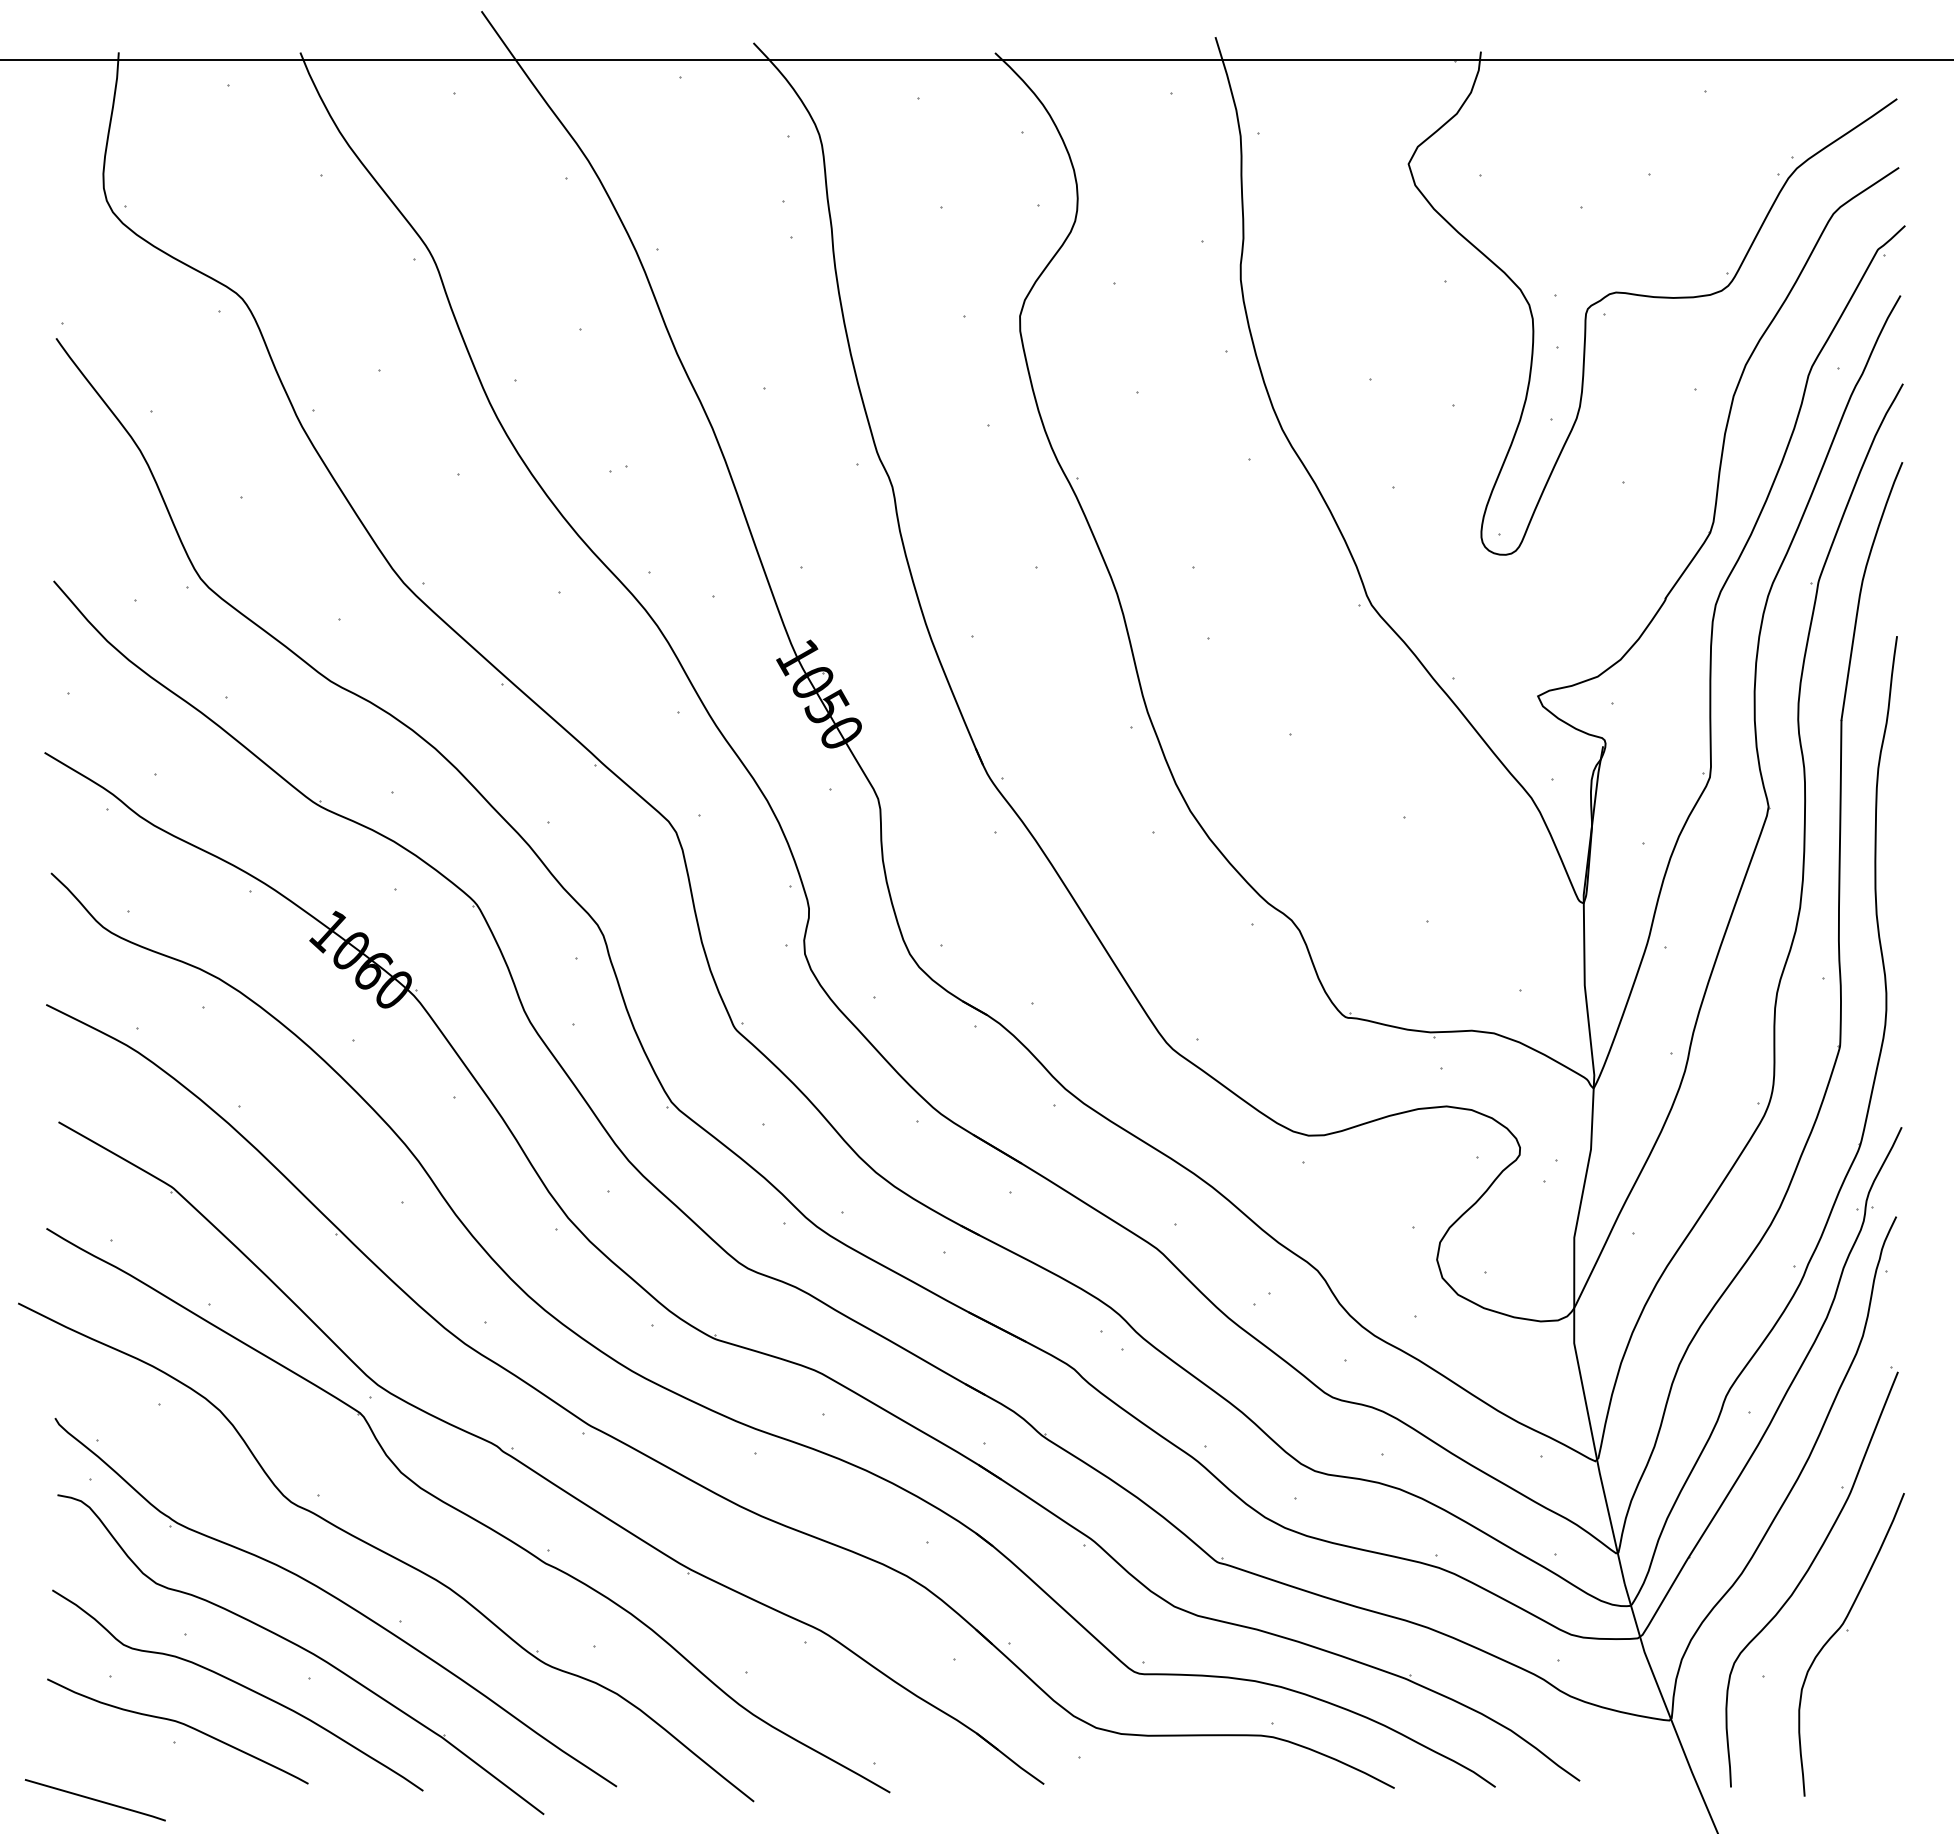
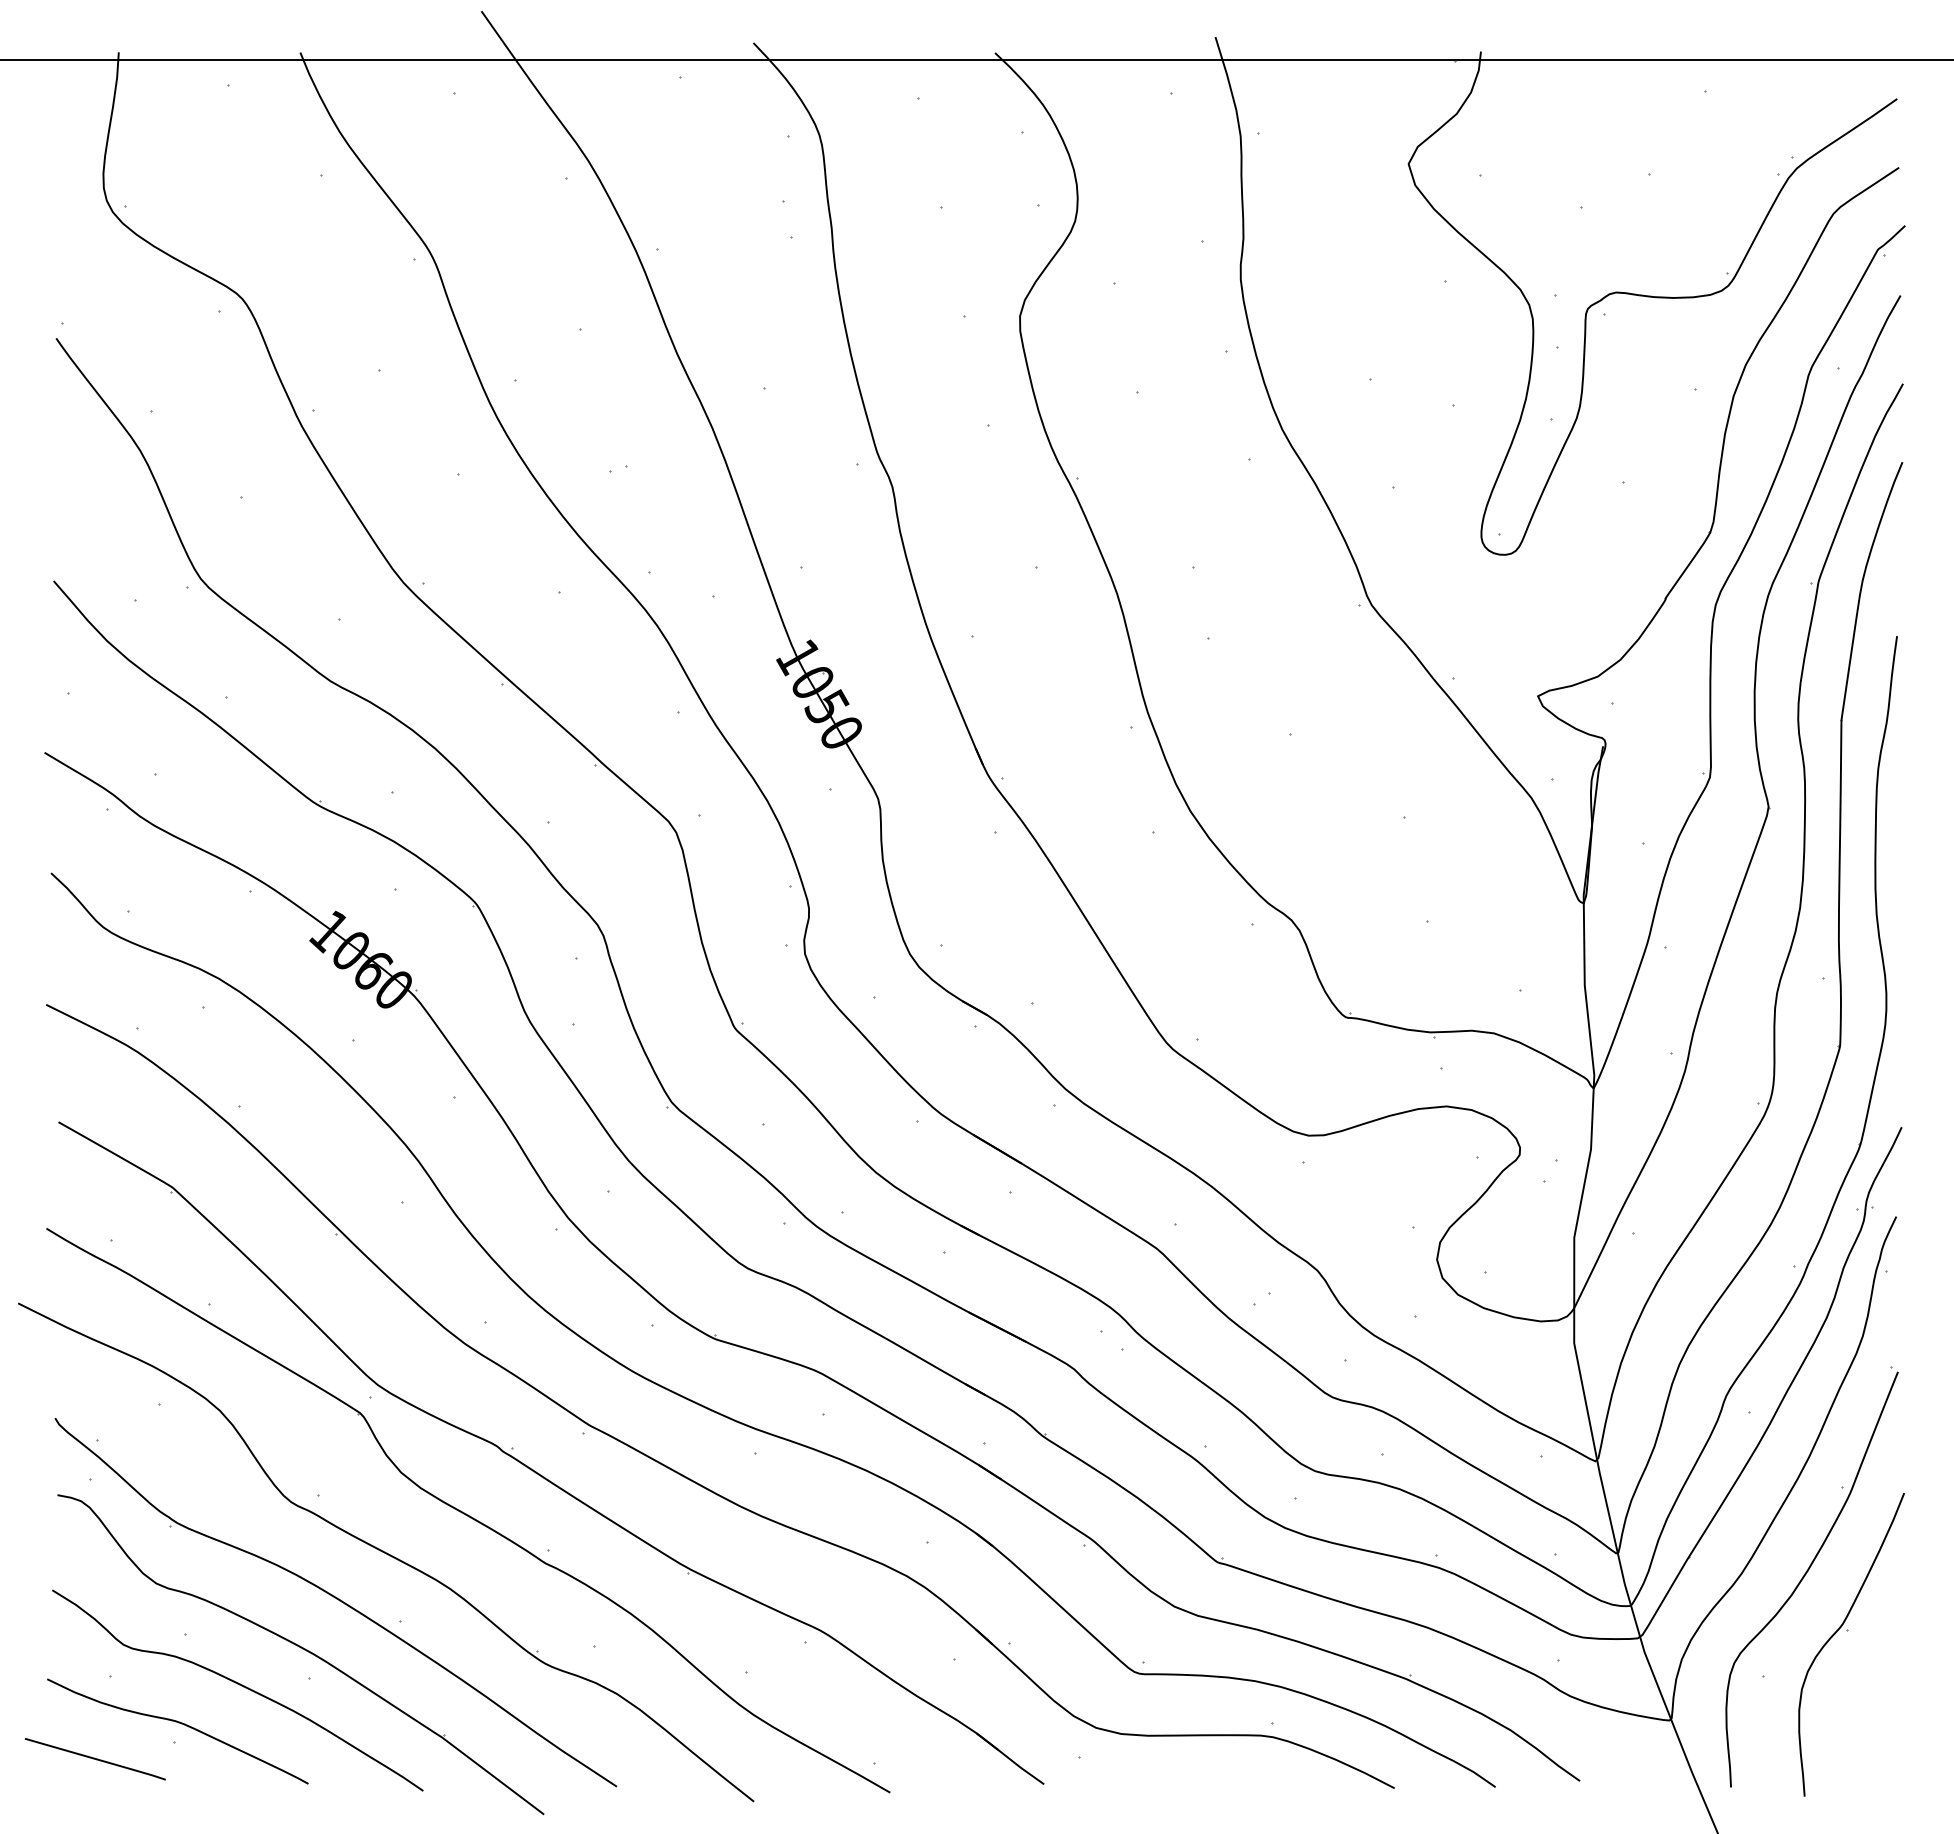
line position: (94, 1800) -> (94, 1759) (94, 1759)
